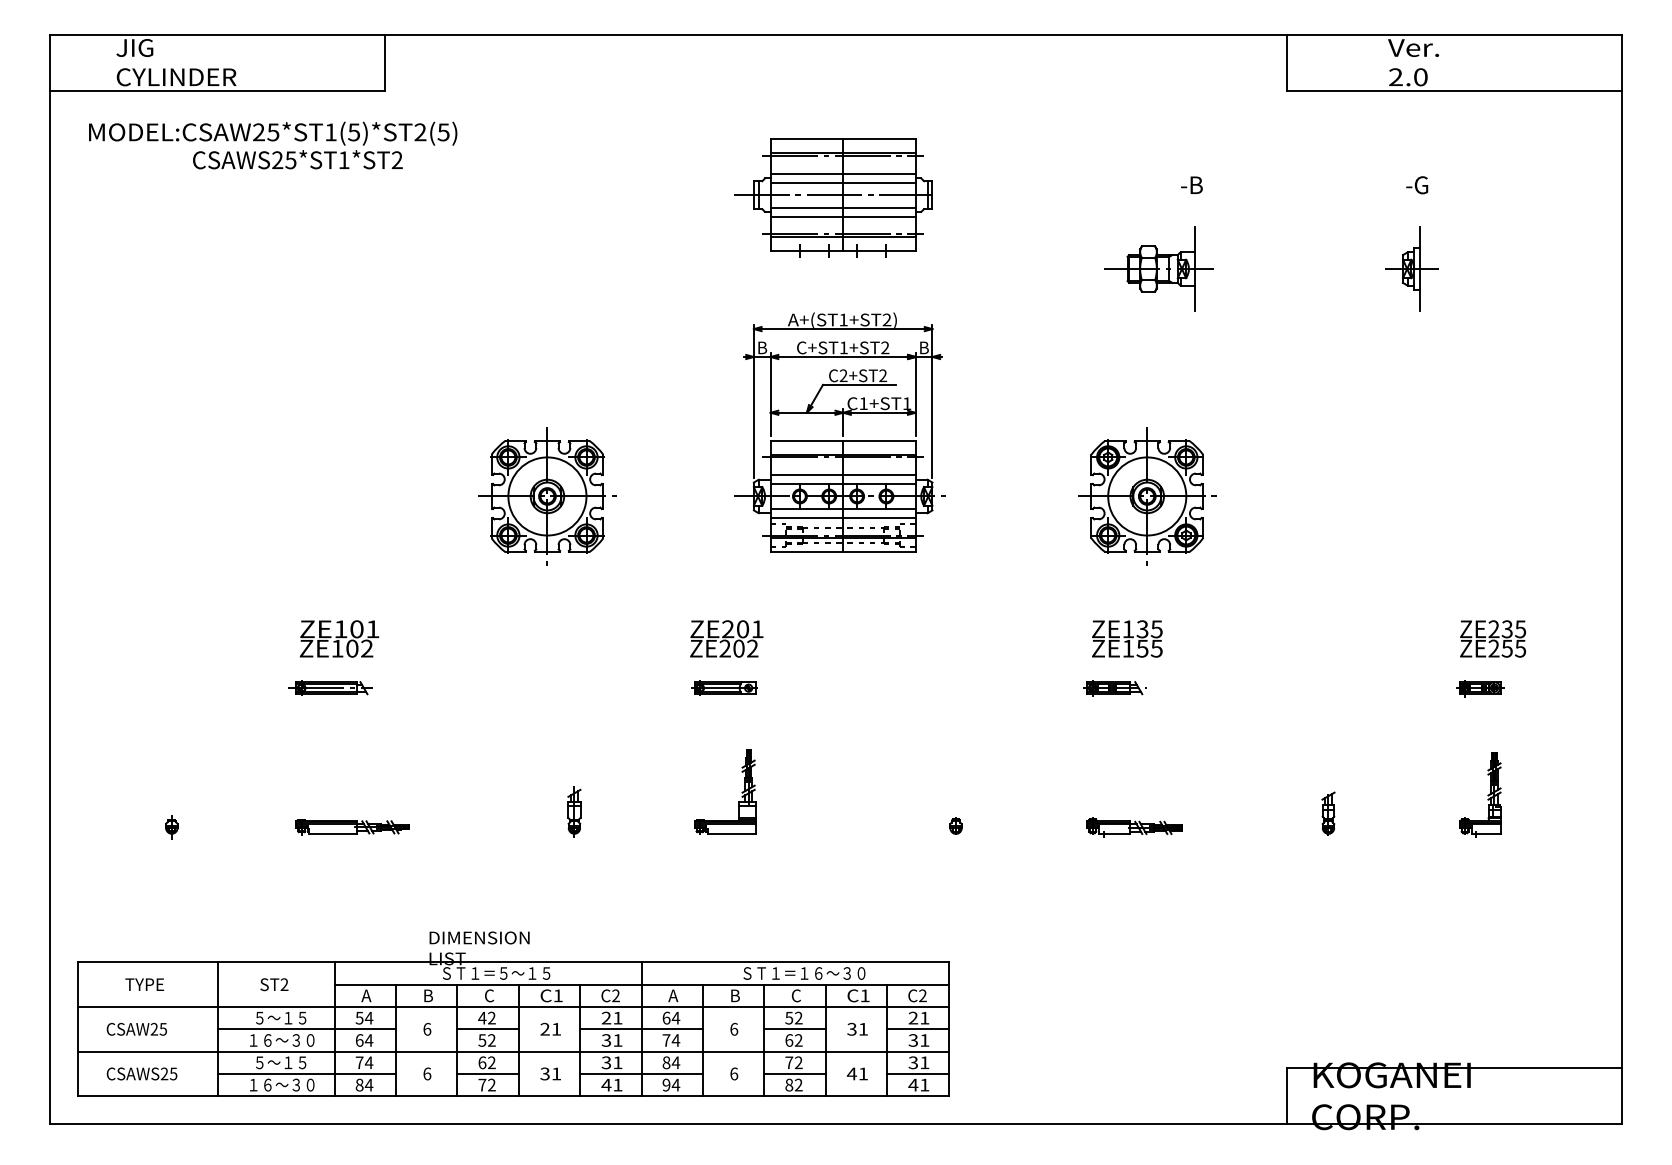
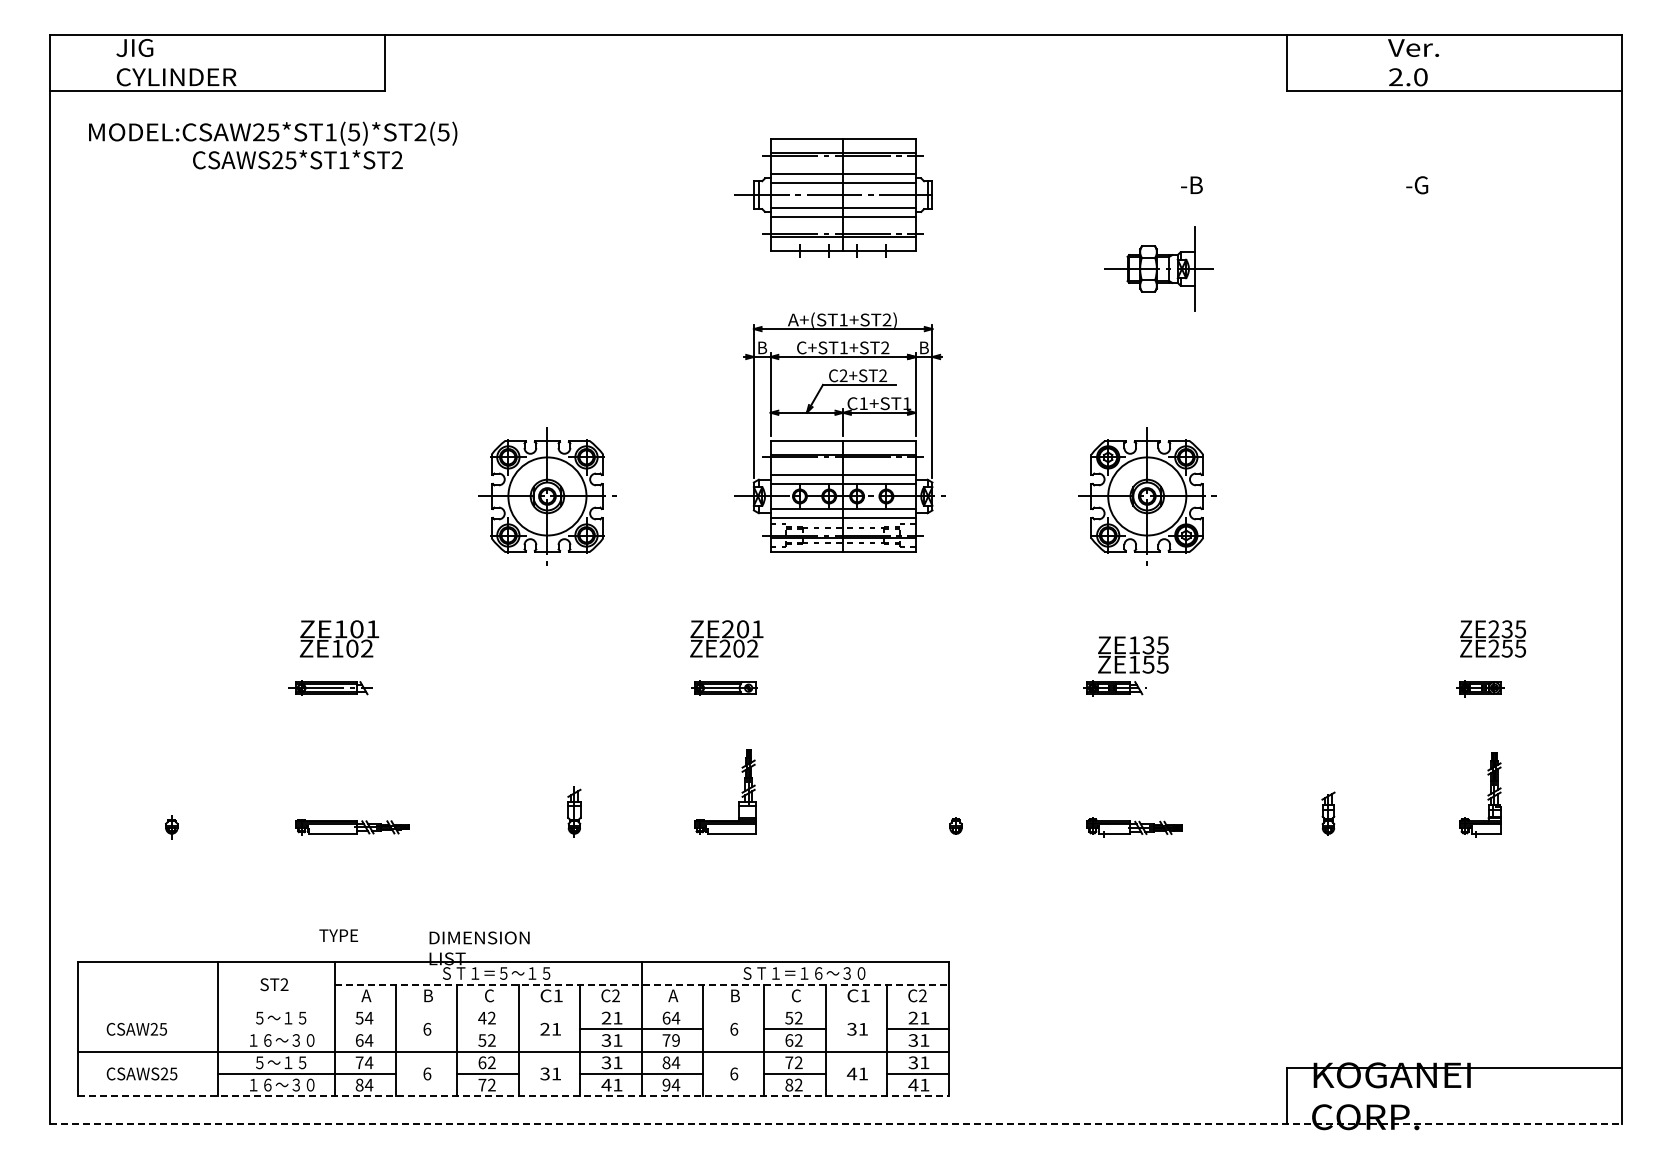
part: present -> none (1411, 268)
text position: (1127, 638) -> (1133, 654) (1133, 654)
text position: (144, 984) -> (338, 935) (338, 935)
line: solid -> dashed (641, 984)
line: present -> none (513, 1007)
line: present -> none (306, 1029)
line: present -> none (487, 1029)
text: 74 -> 79 (675, 1040)
line: solid -> dashed (513, 1096)
line: solid -> dashed (836, 1124)
